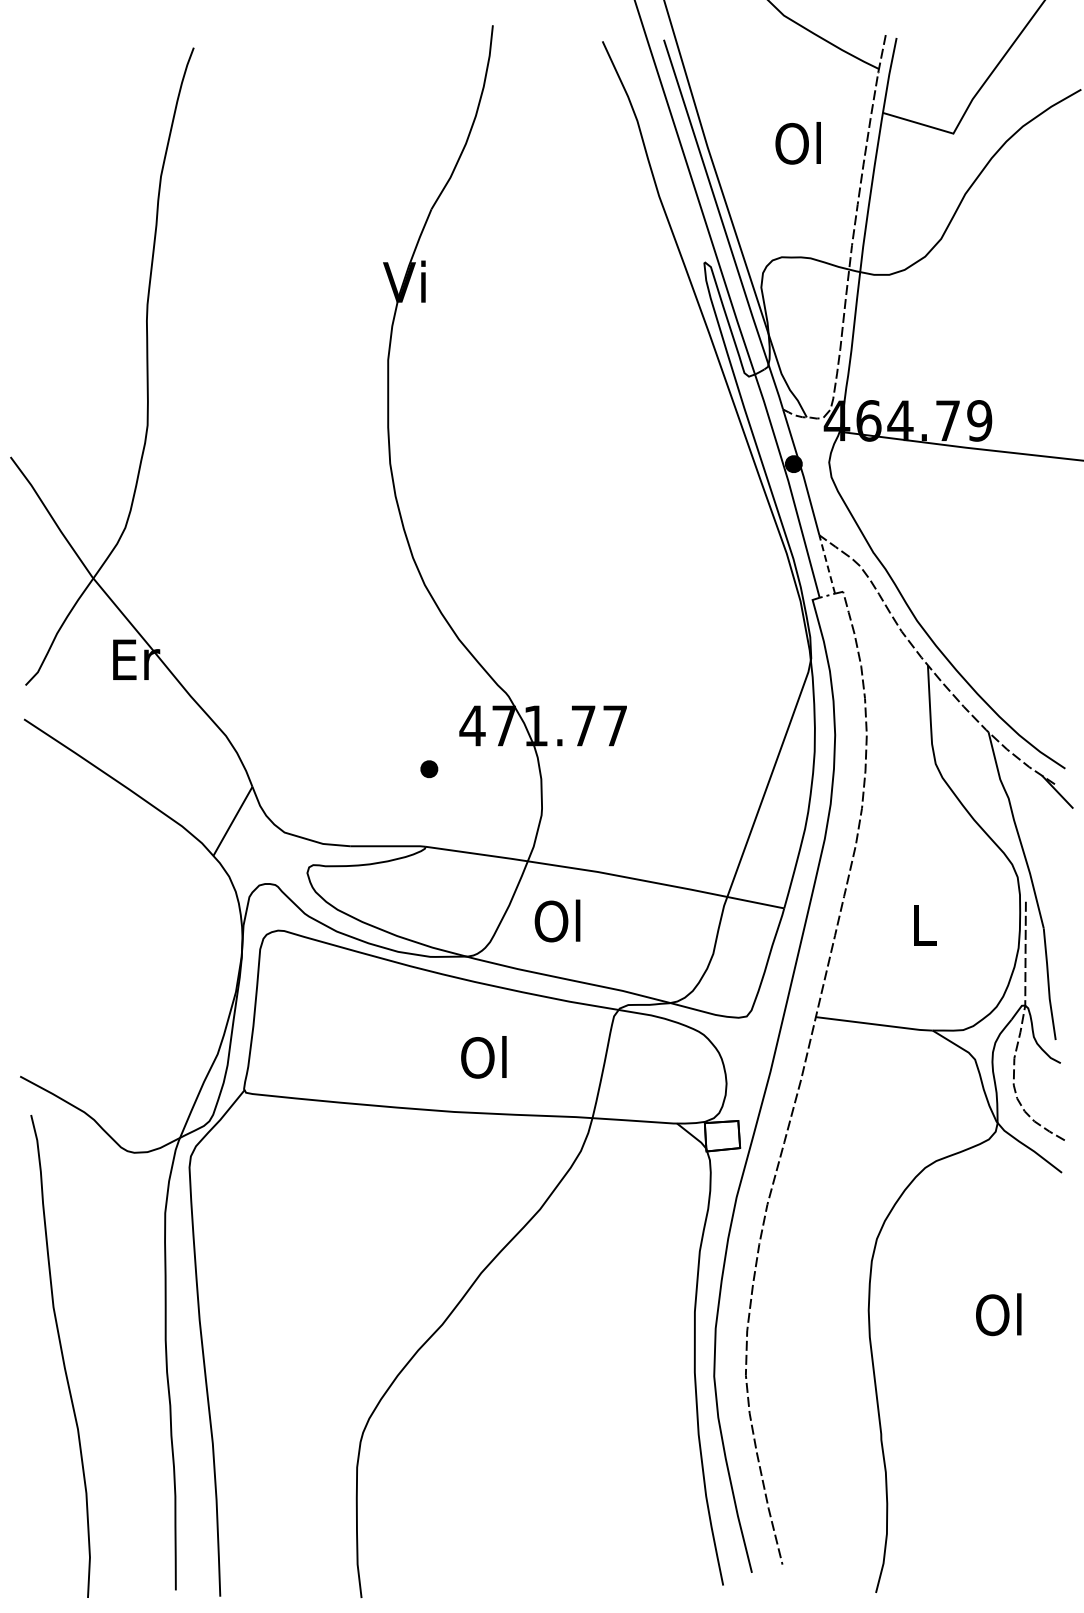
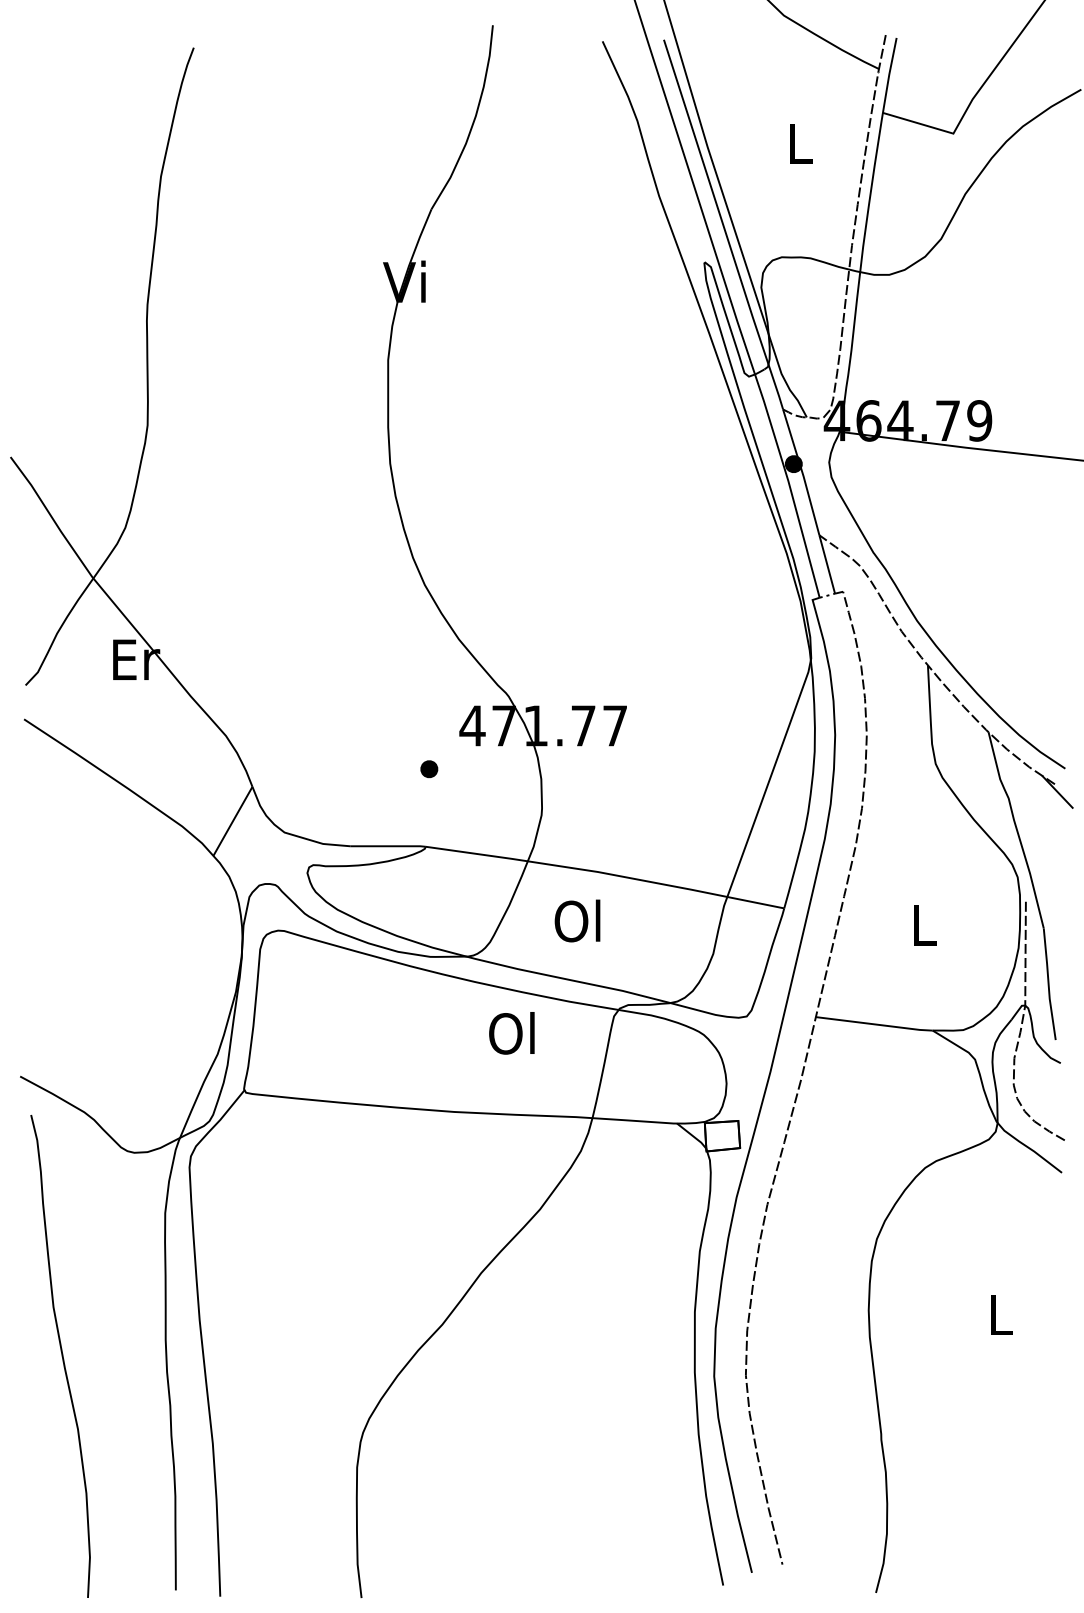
text: Ol -> L (797, 143)
line: dashed -> solid (827, 563)
text position: (557, 920) -> (577, 920) (577, 920)
text position: (483, 1057) -> (511, 1033) (511, 1033)
text: Ol -> L (998, 1314)
